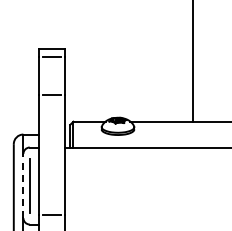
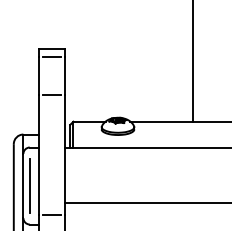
line: dashed -> solid (23, 185)
line: none -> present (146, 203)
